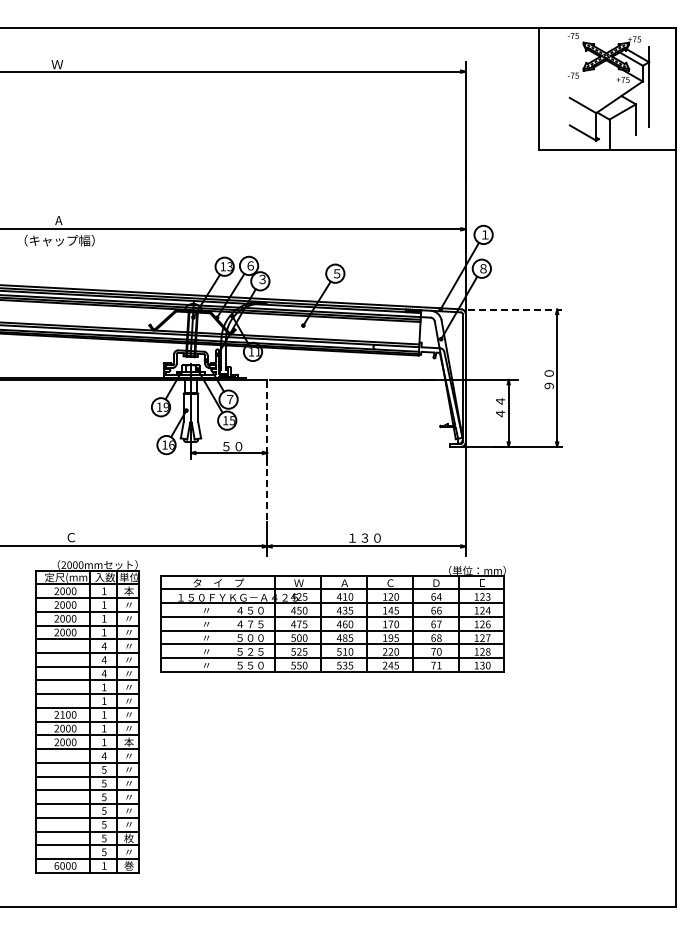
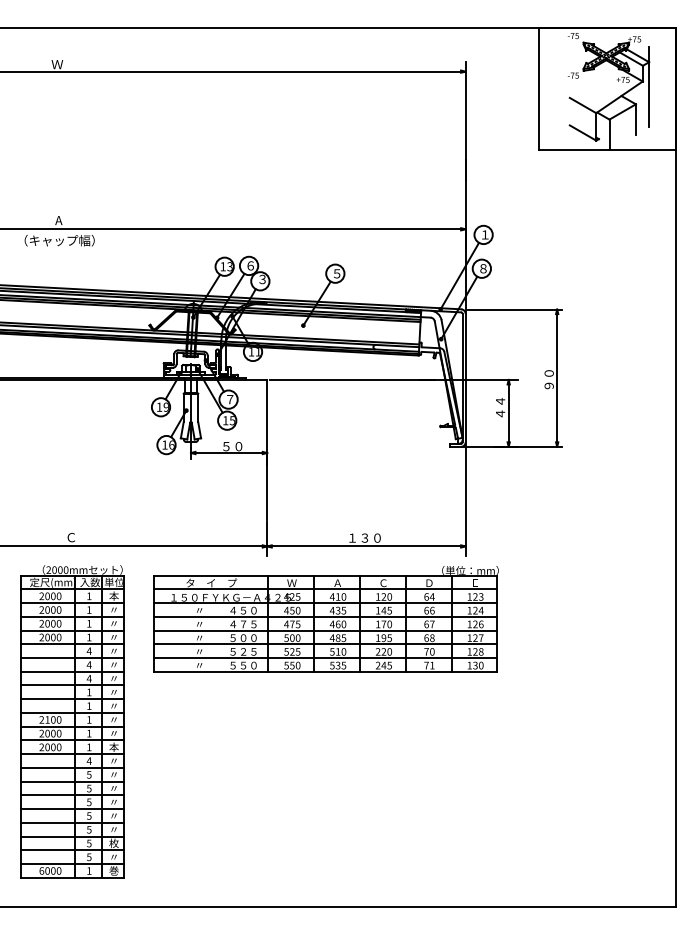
line: dashed -> solid (514, 309)
line: dashed -> solid (267, 449)
part position: (332, 619) -> (325, 619) (325, 619)
part position: (87, 716) -> (72, 721) (72, 721)
